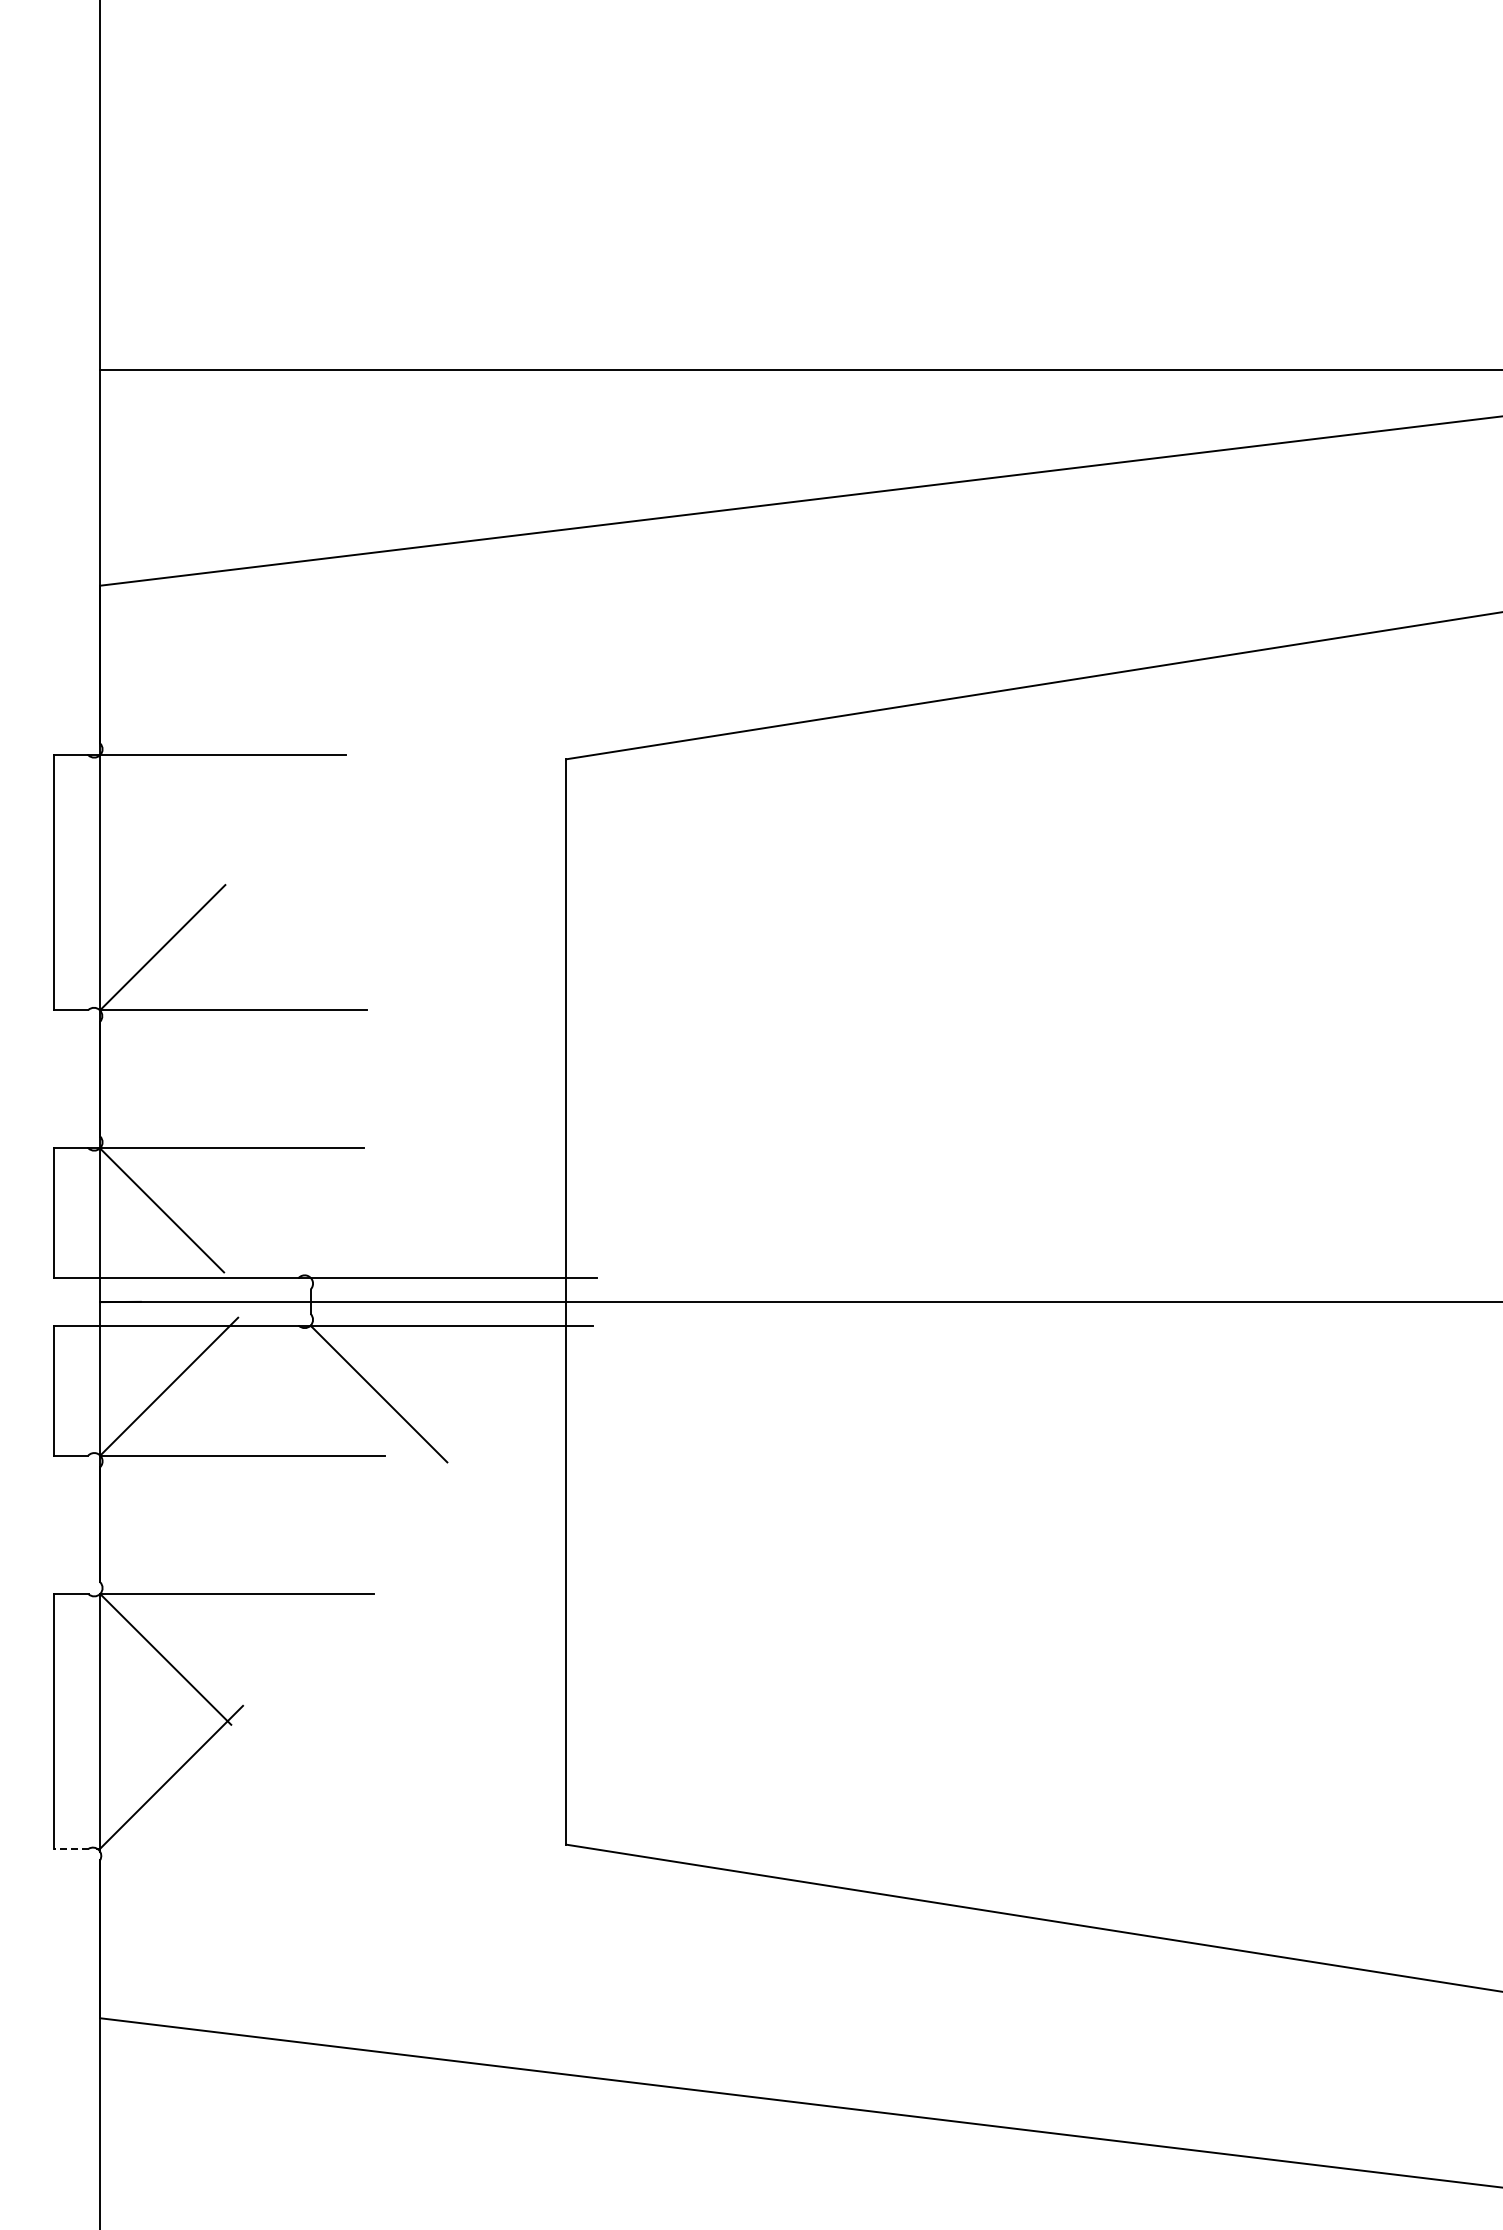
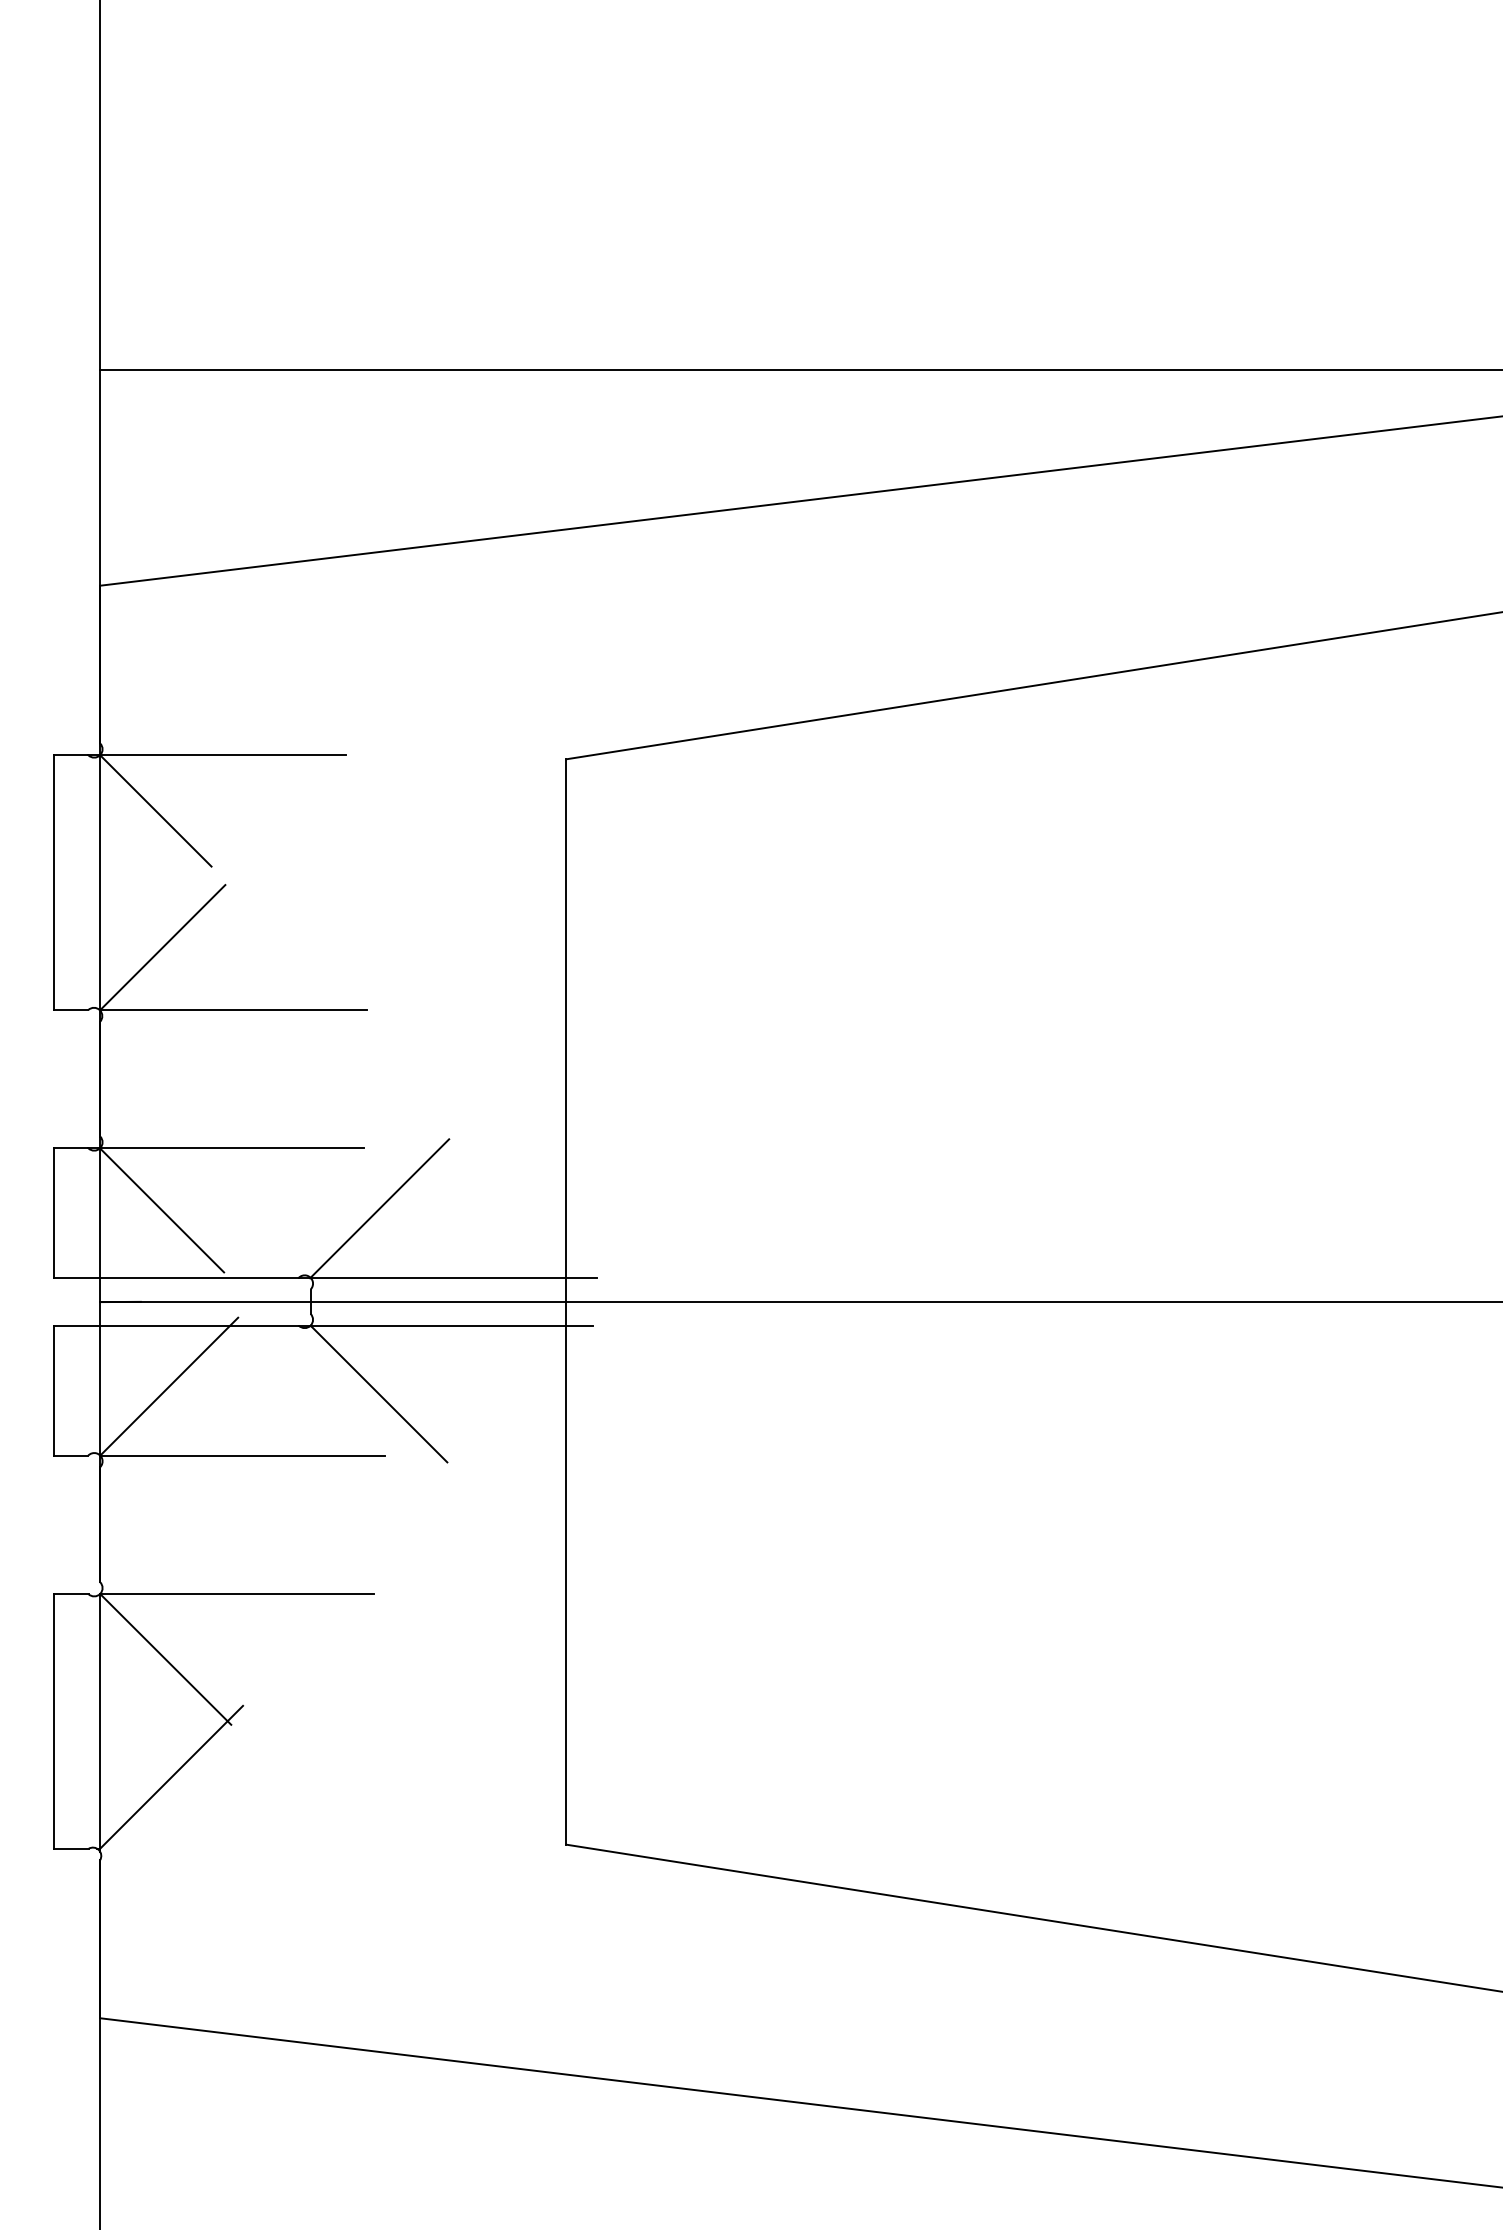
line: none -> present (155, 810)
line: none -> present (379, 1208)
line: dashed -> solid (70, 1848)
